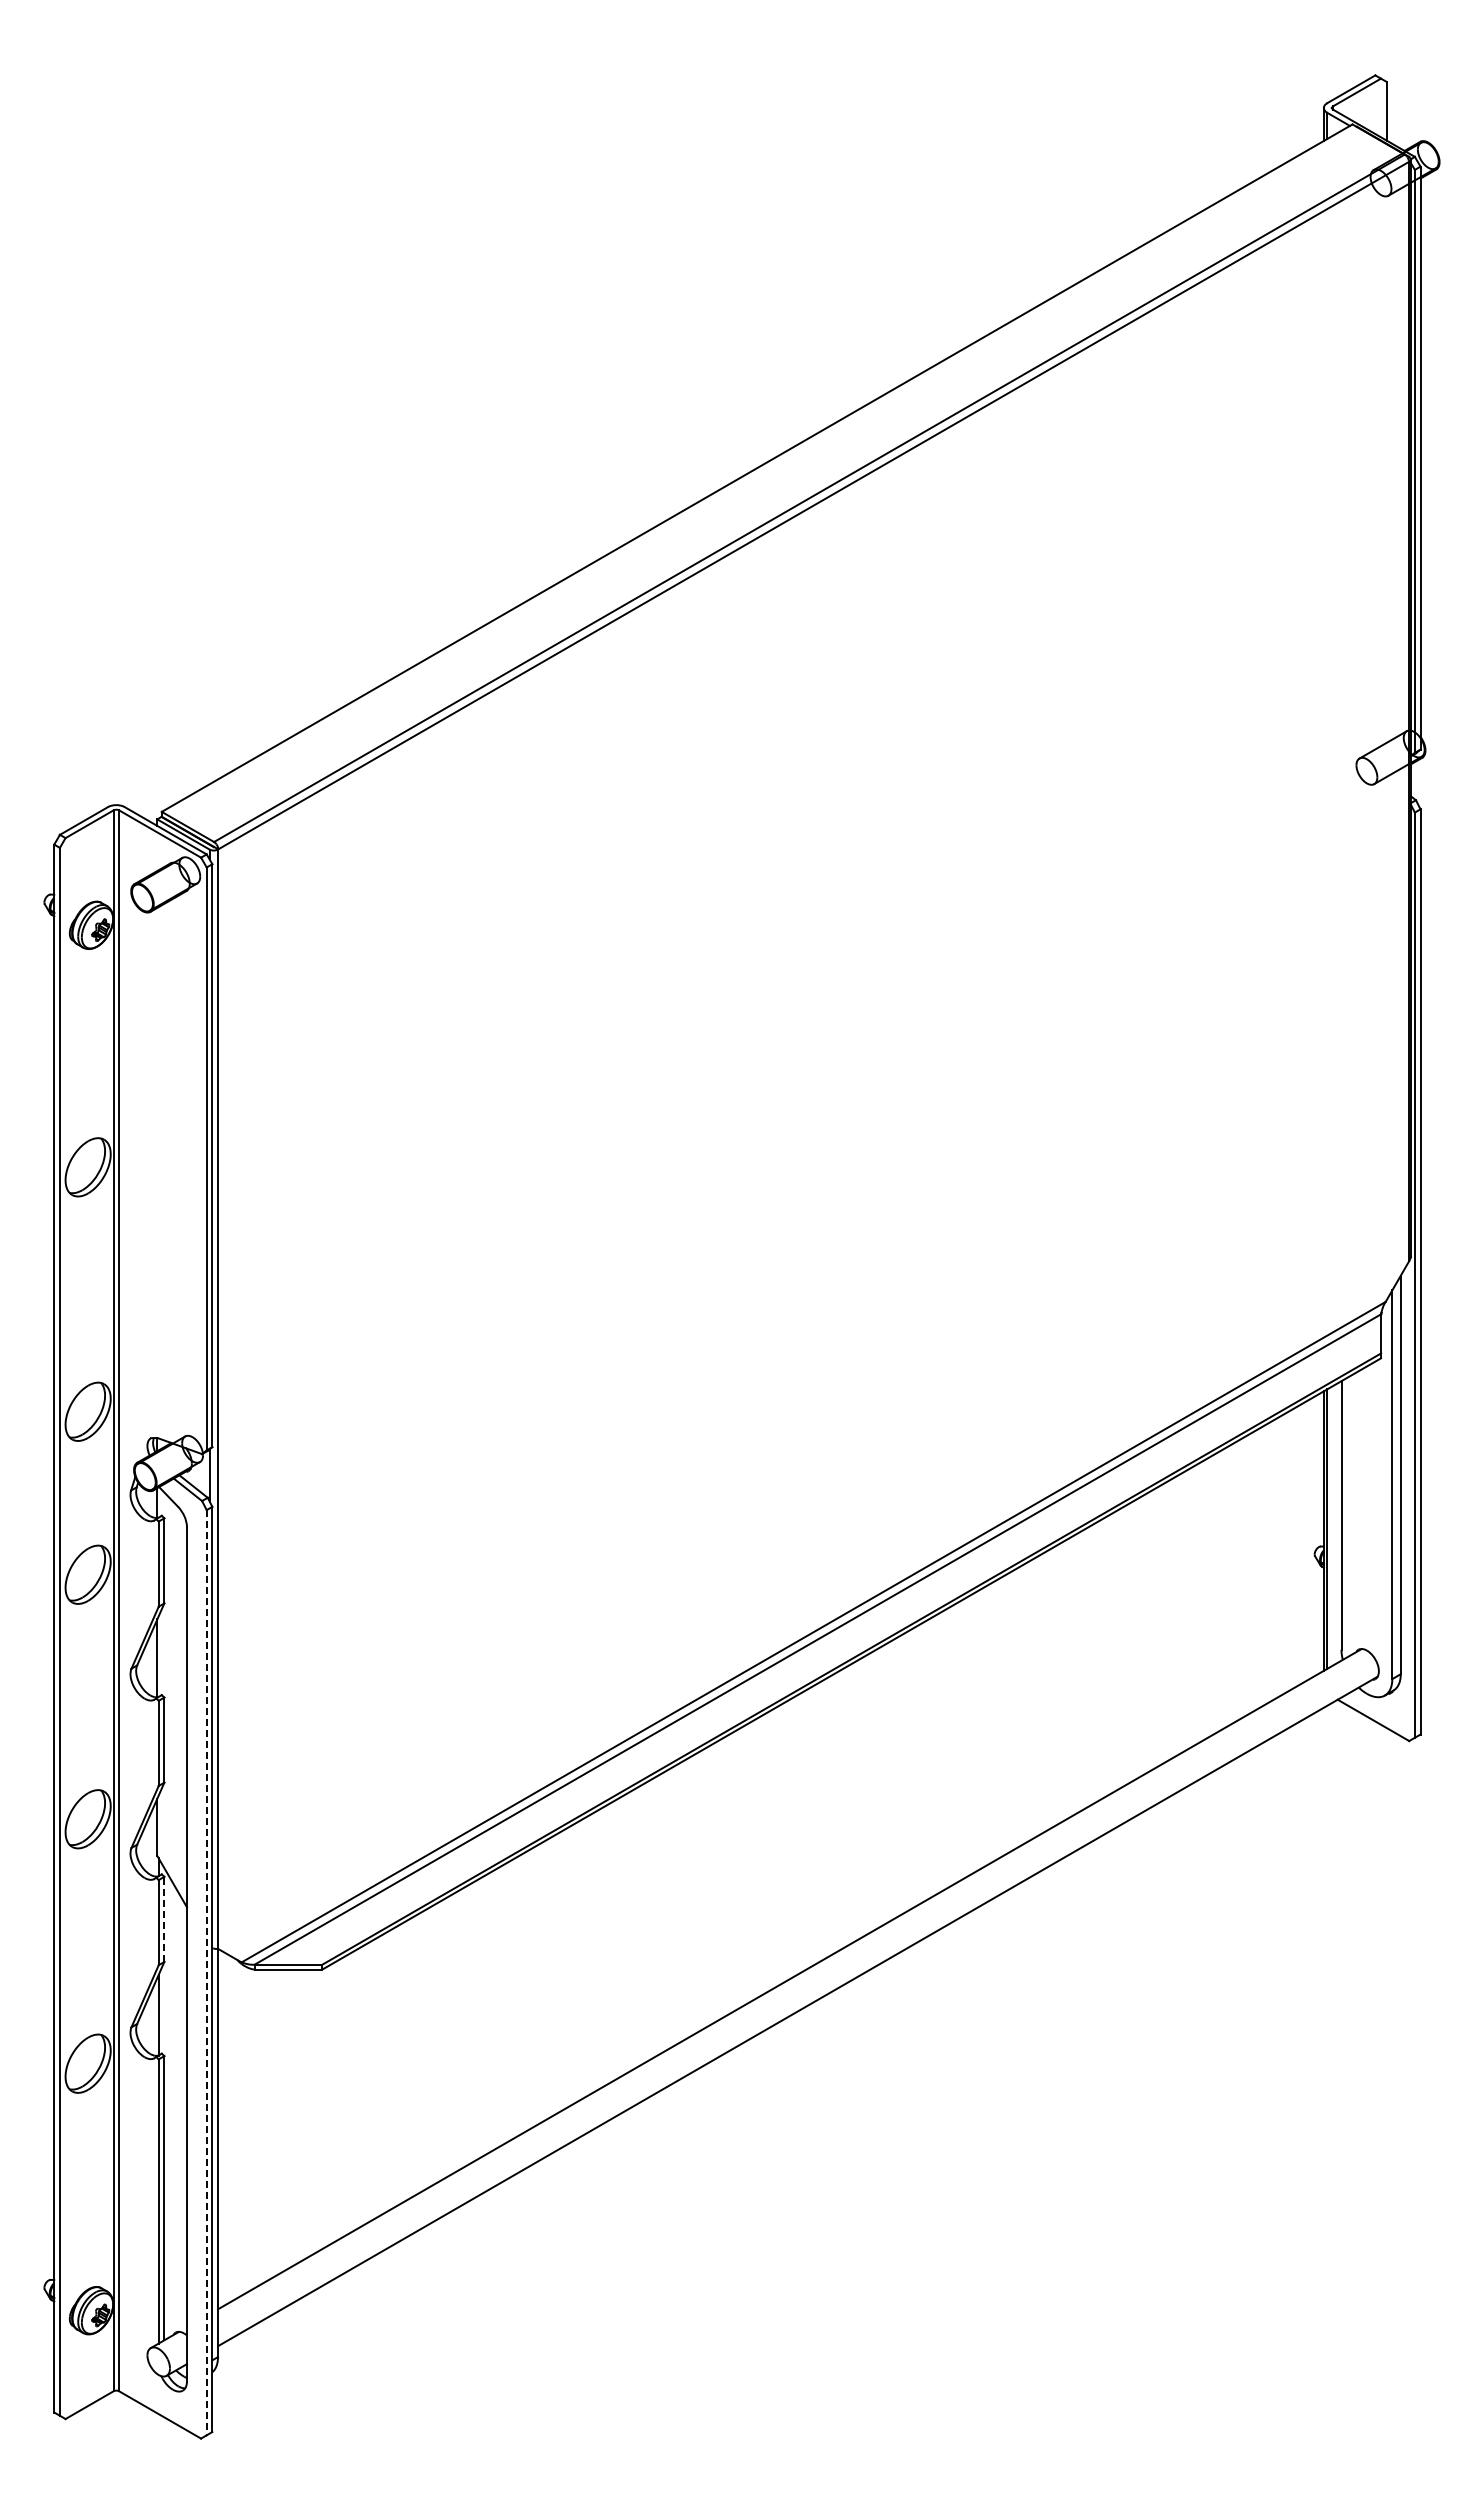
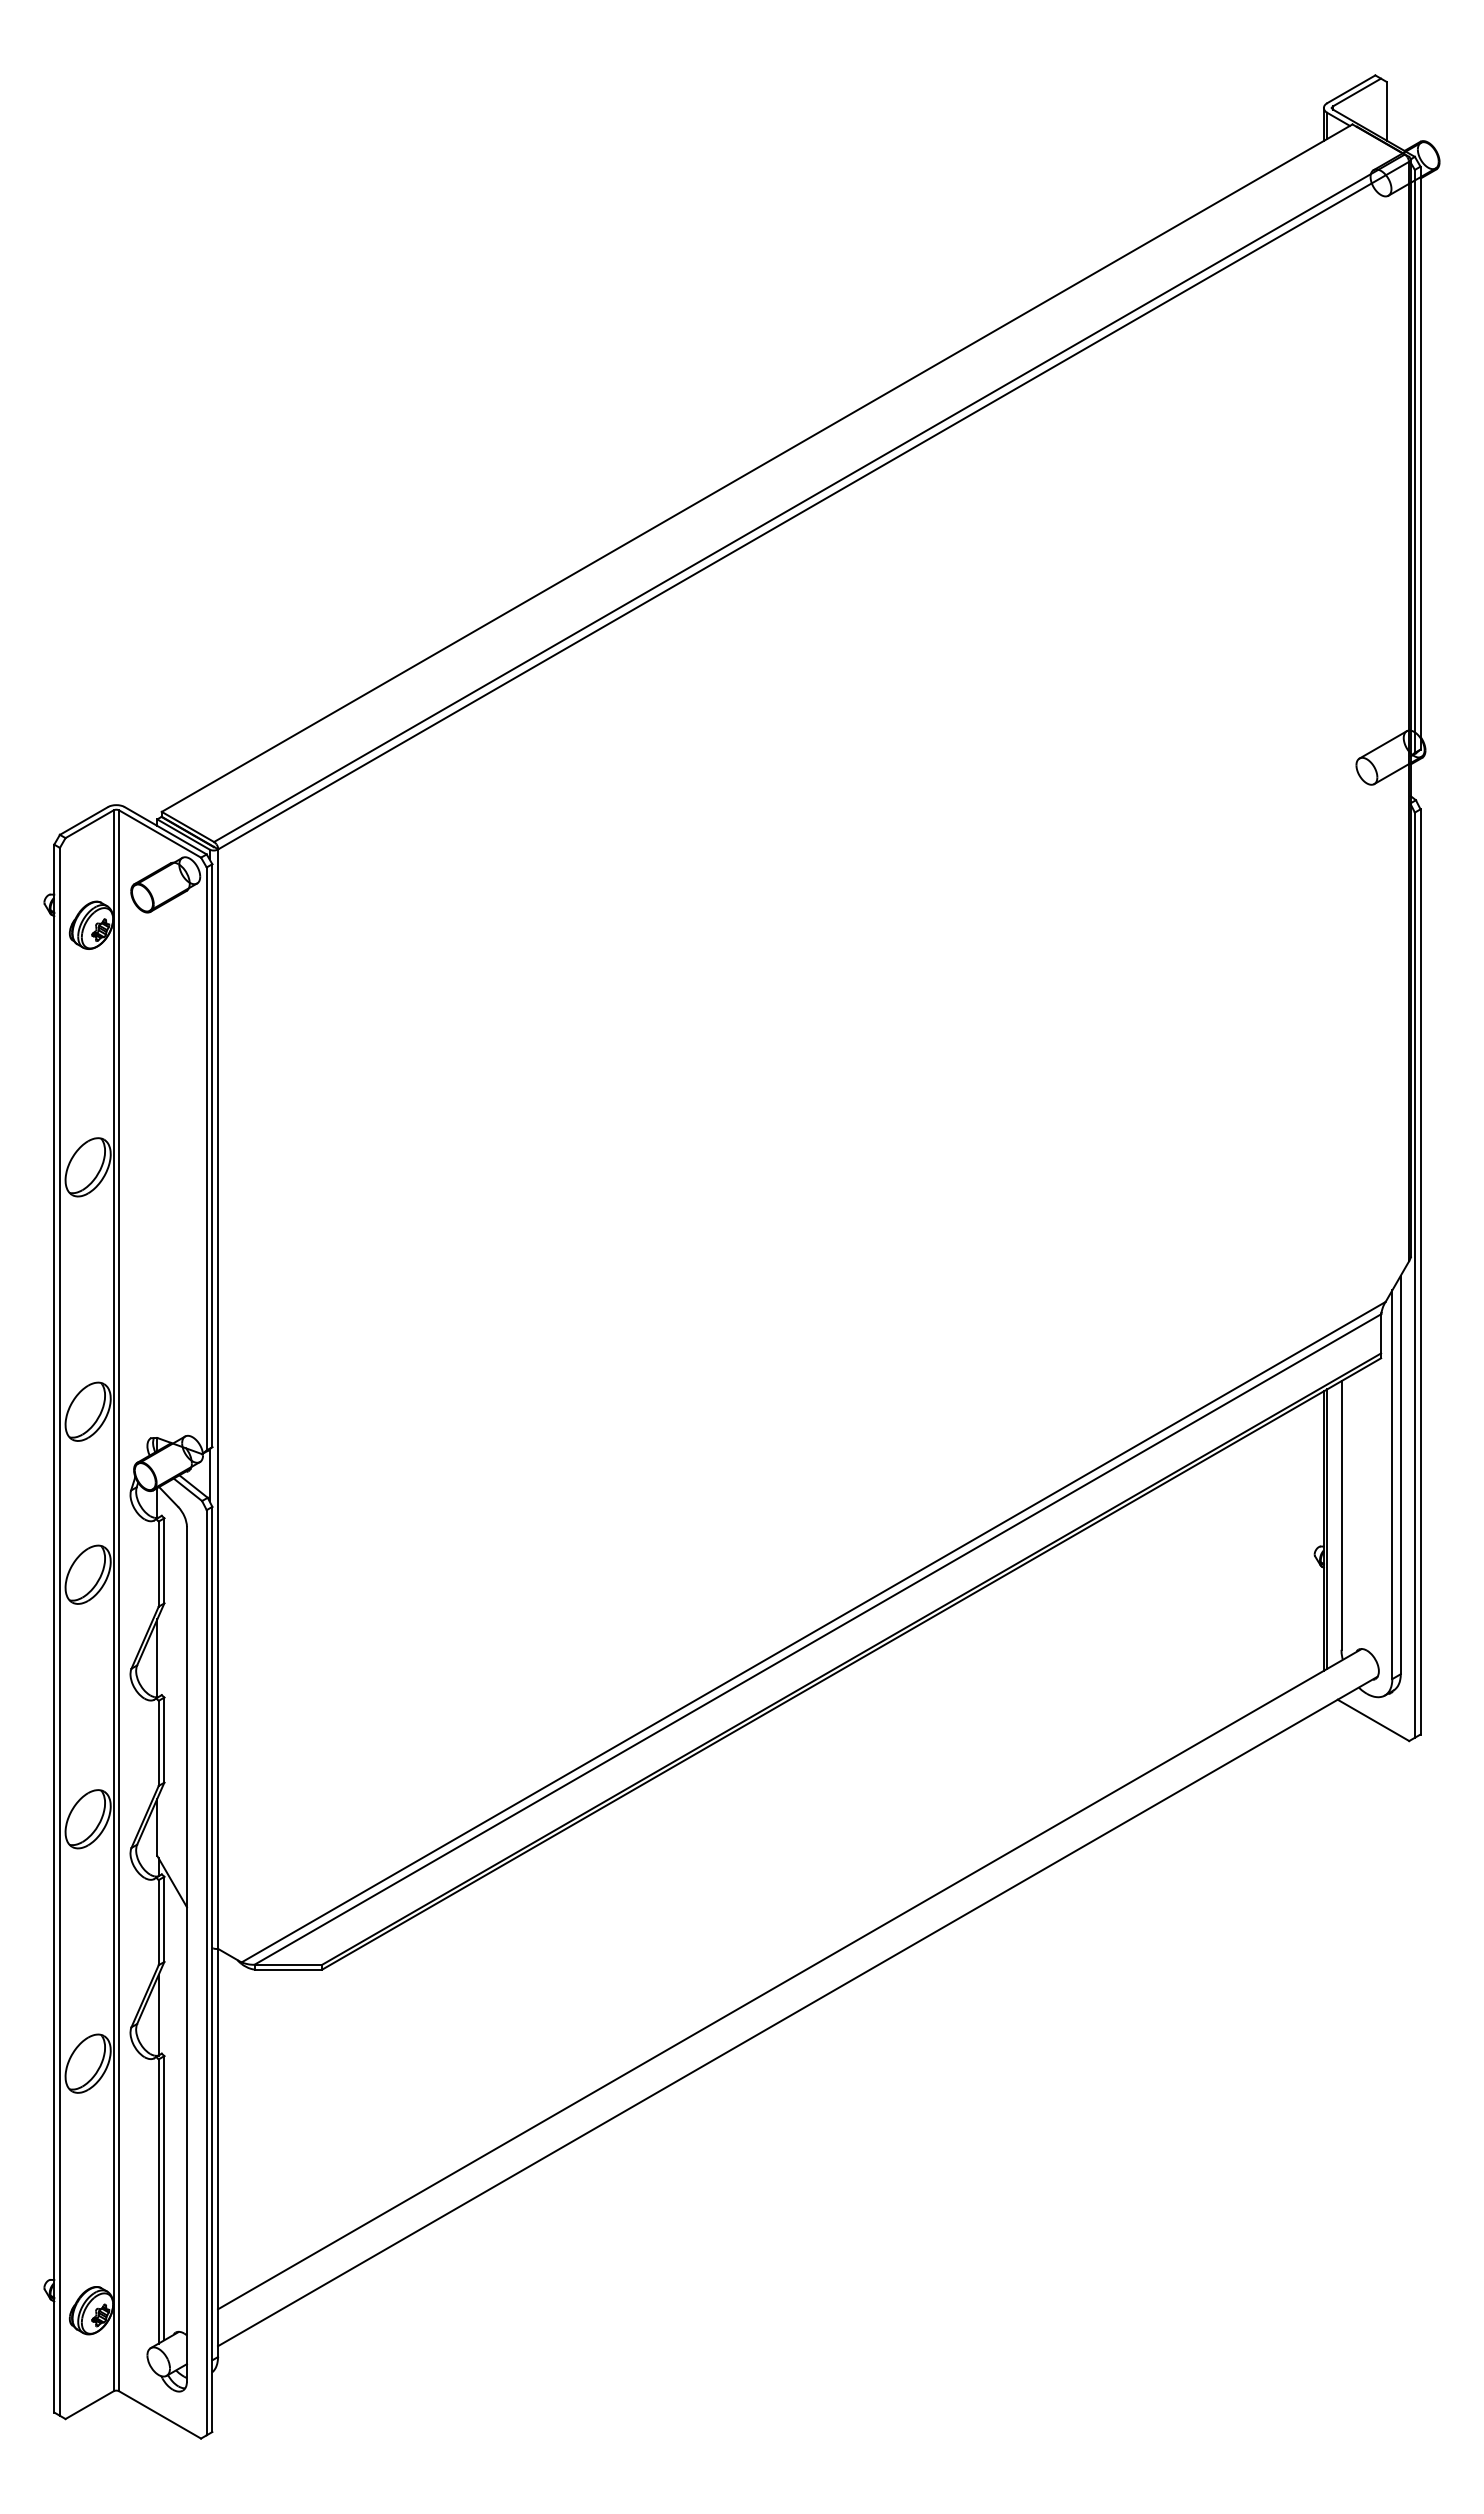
line: dashed -> solid (164, 1919)
line: dashed -> solid (206, 1972)
